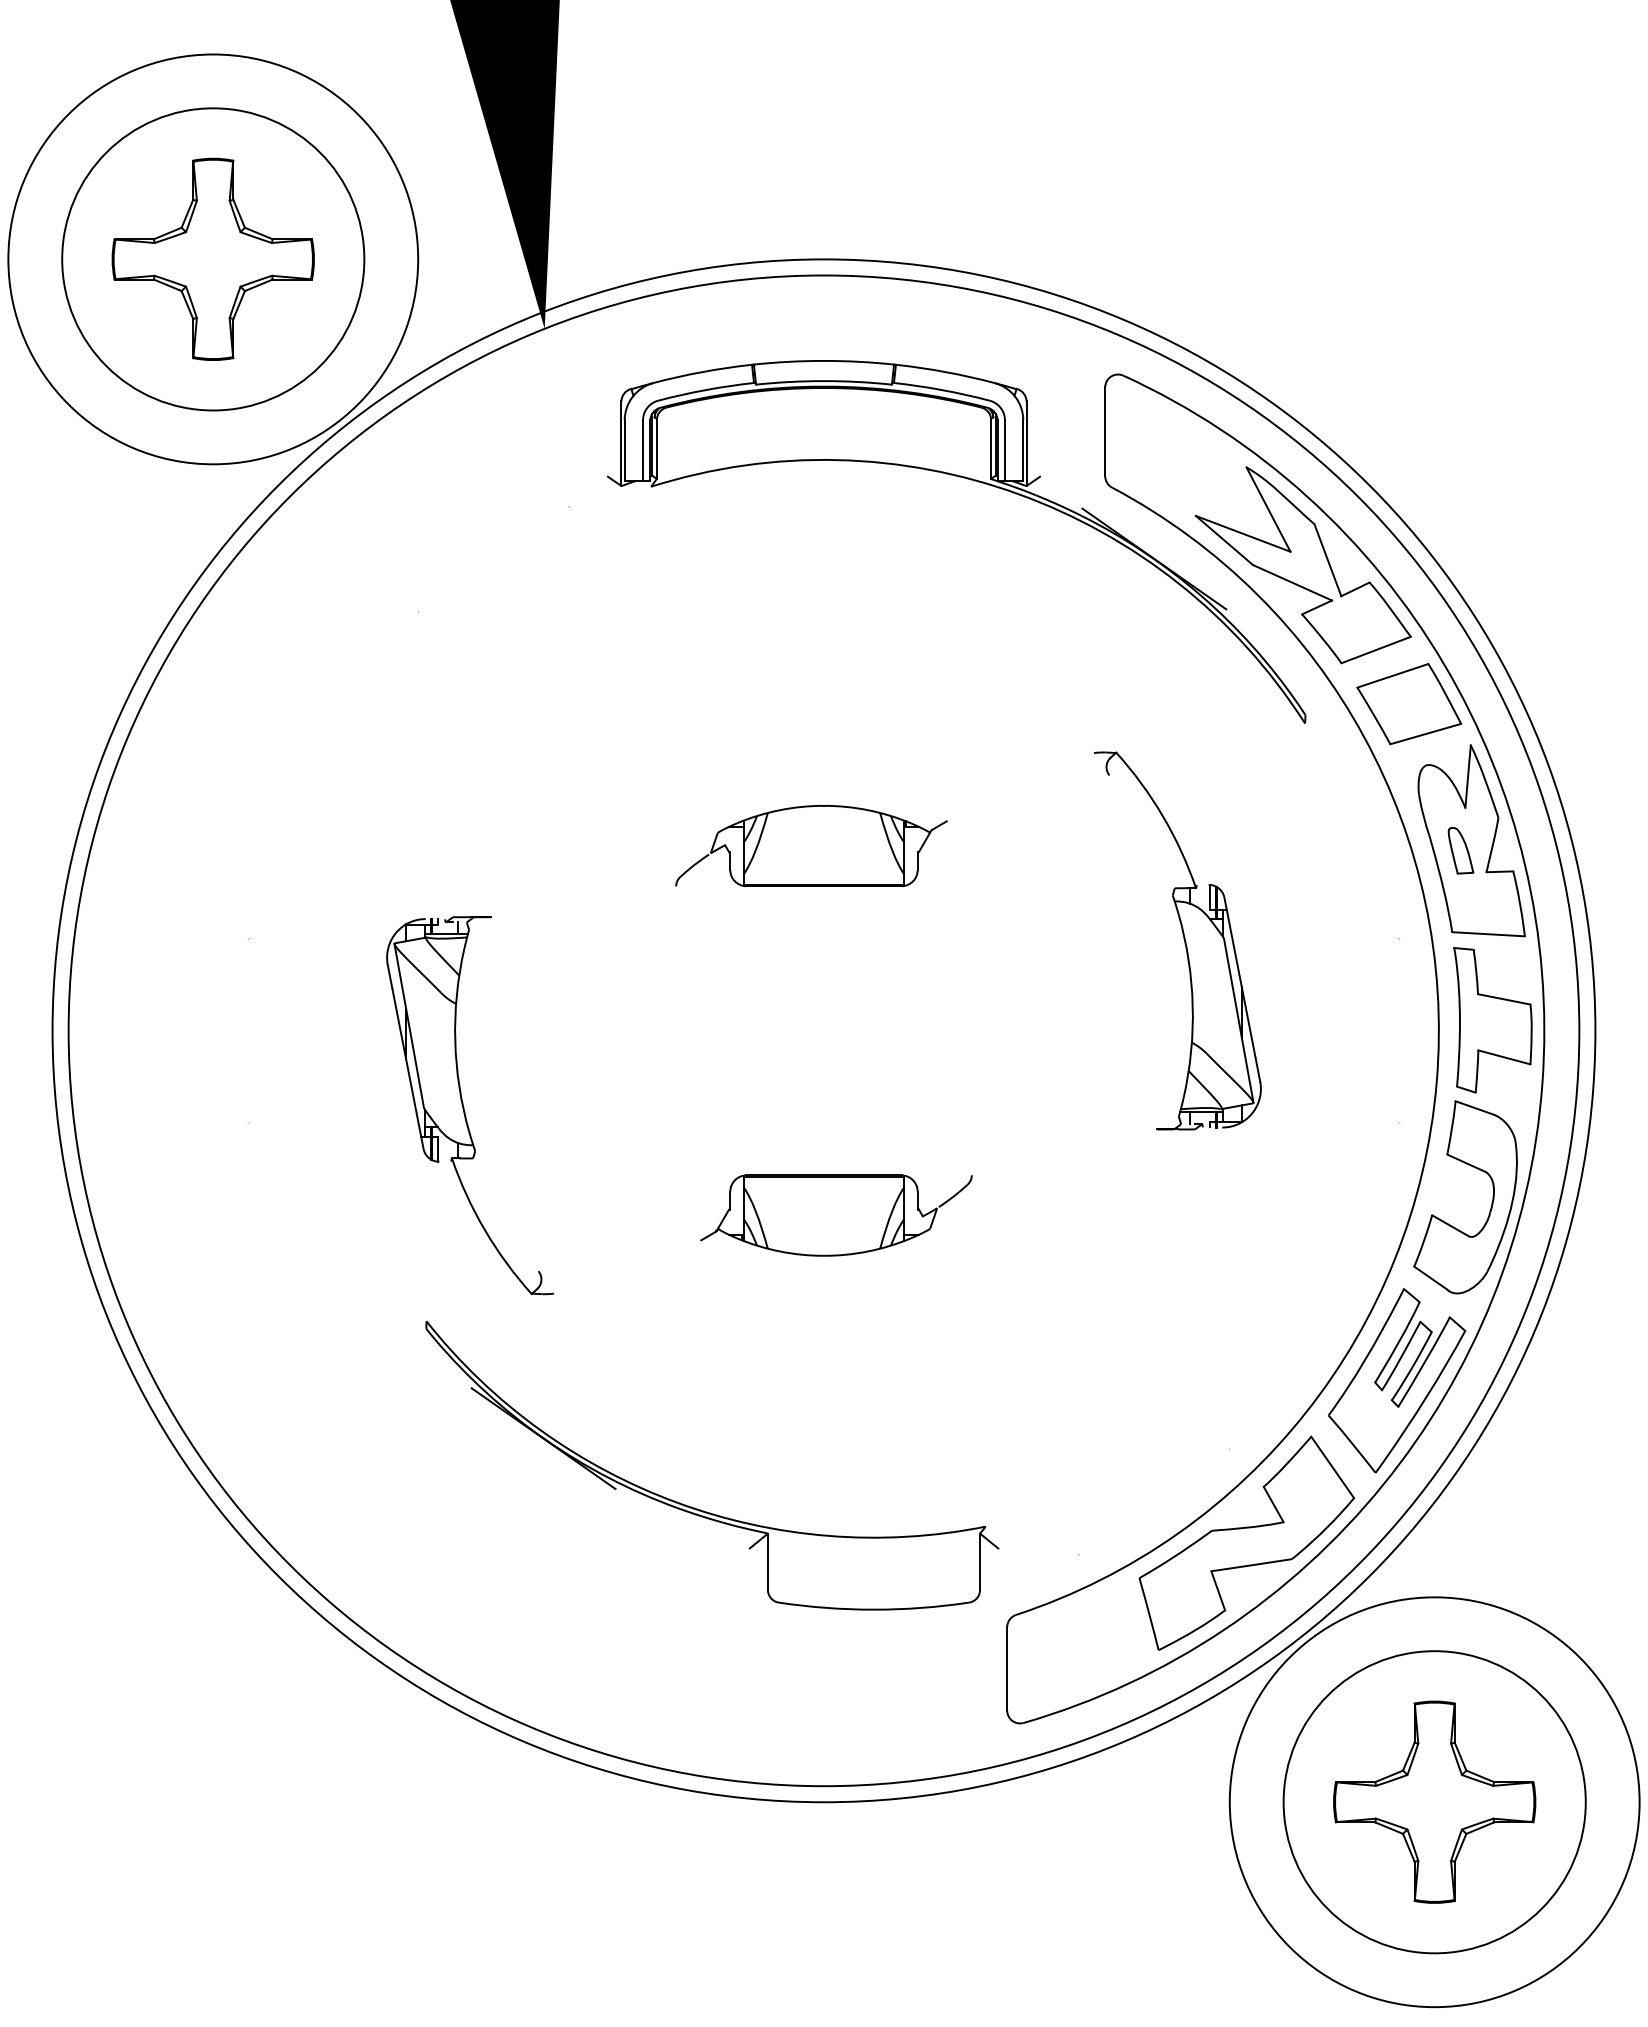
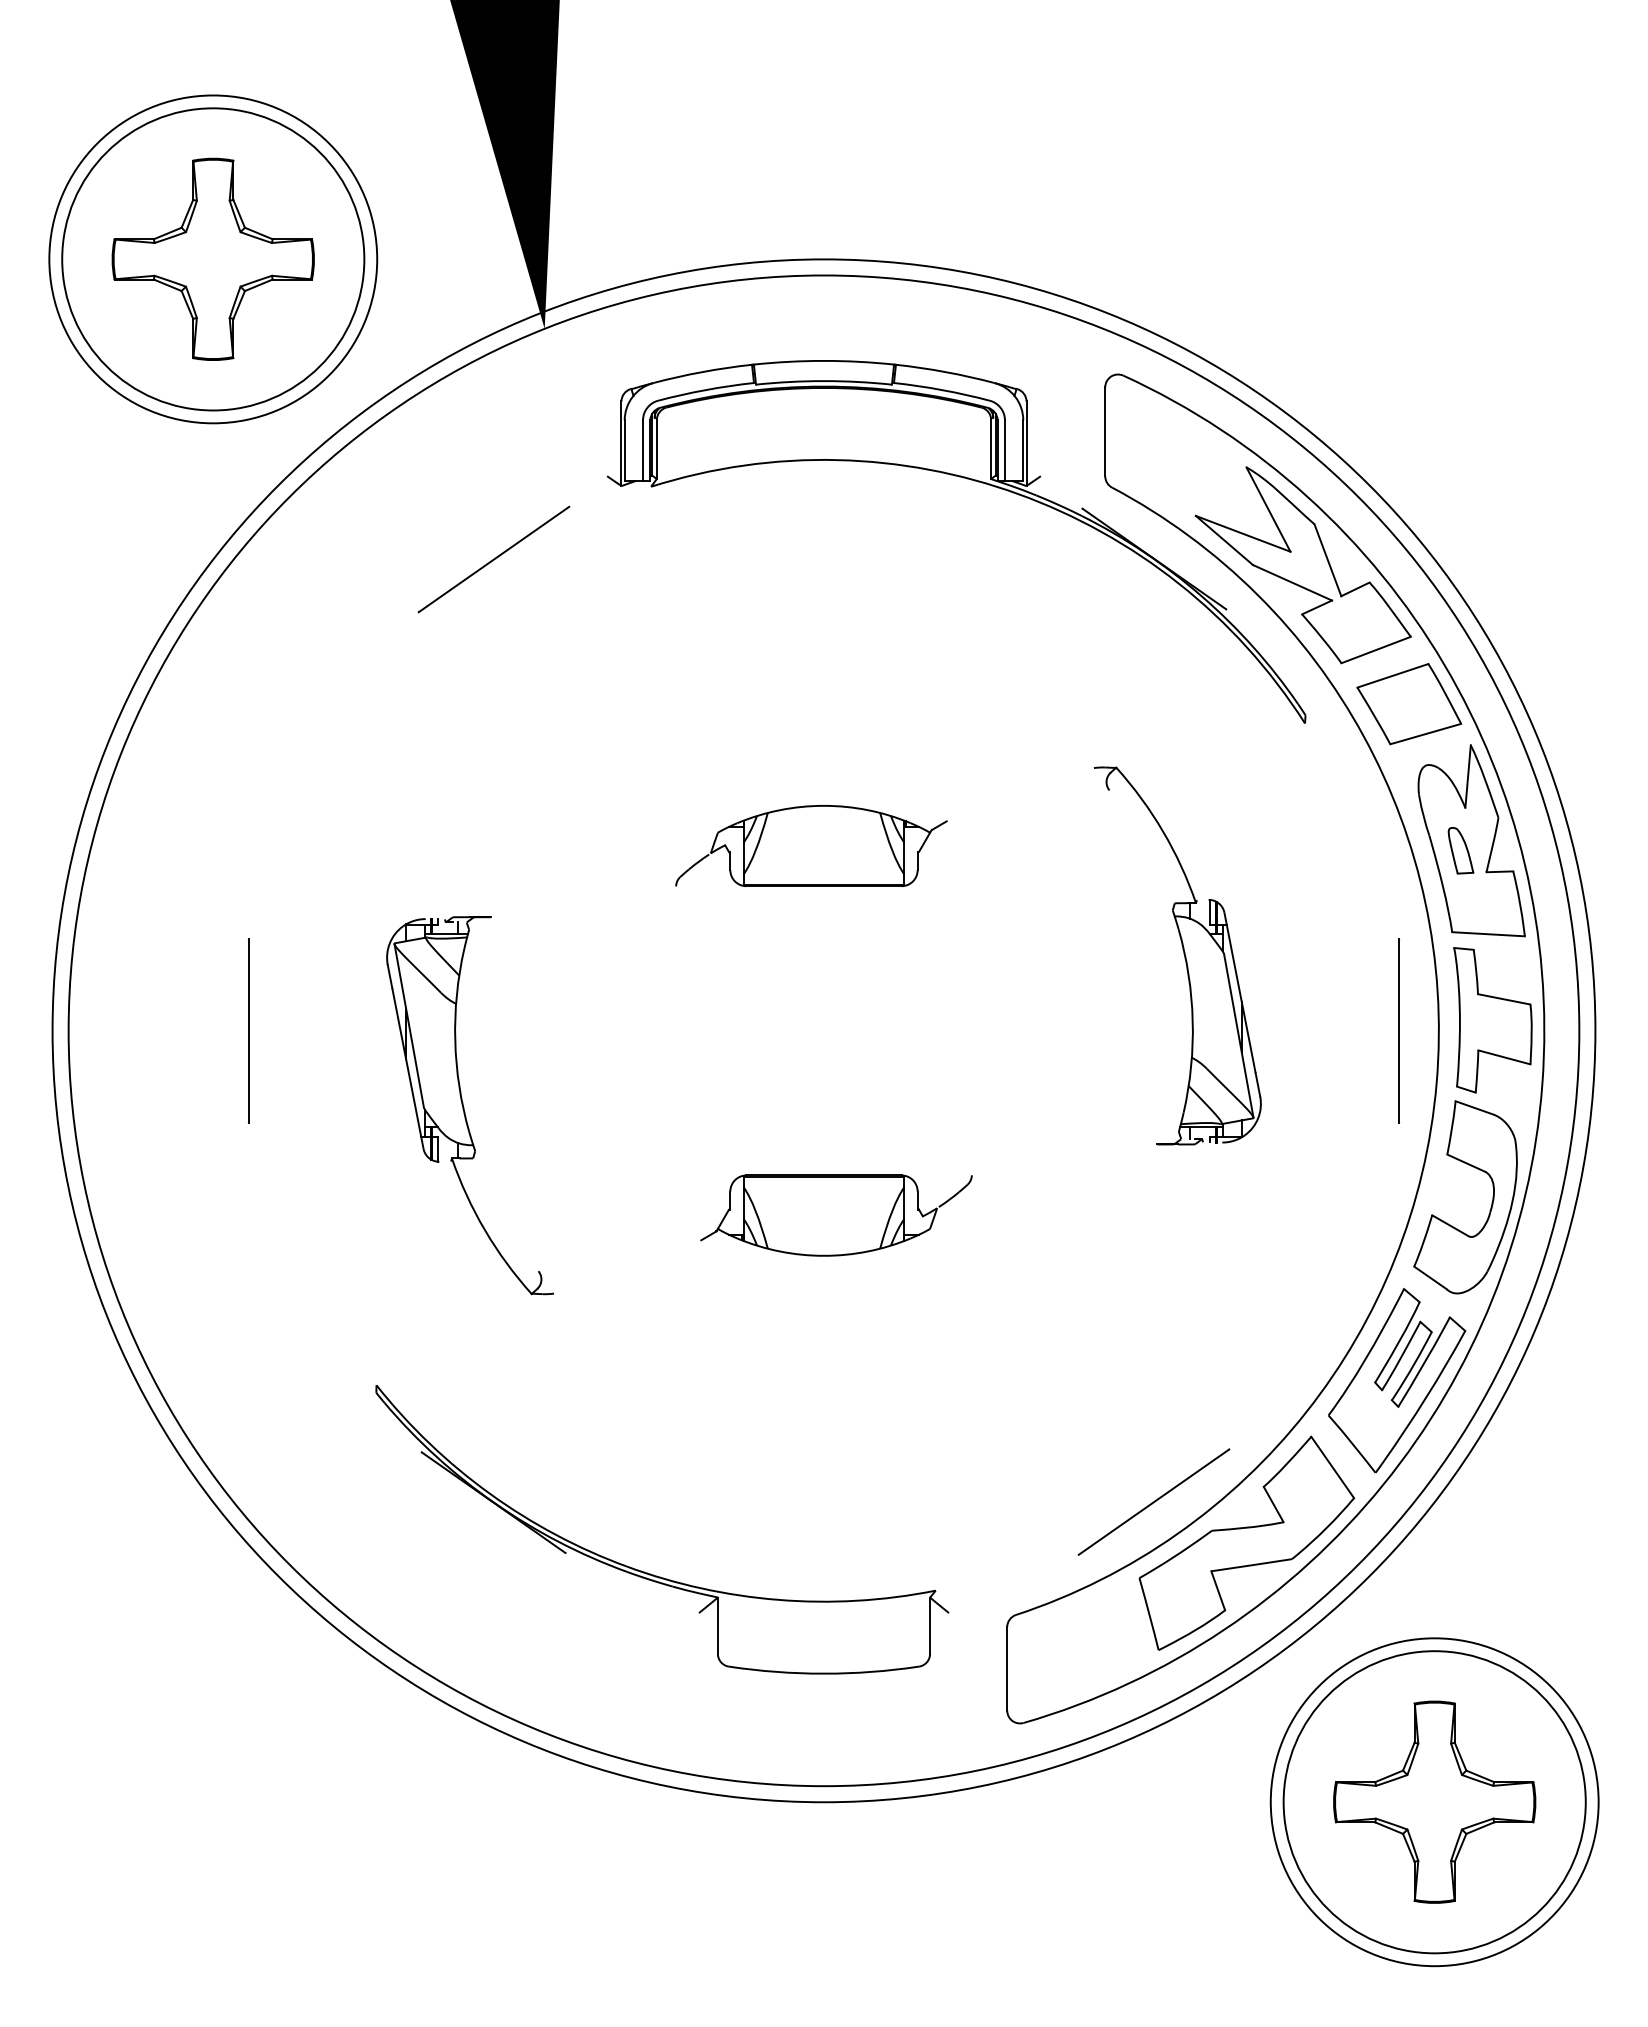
circle diameter: 410 px -> 328 px (213, 259)
line: none -> present (493, 559)
part position: (1183, 939) -> (1183, 954) (1183, 954)
line: none -> present (248, 1030)
line: none -> present (1399, 1030)
line: none -> present (1153, 1501)
part position: (697, 1508) -> (647, 1572) (647, 1572)
circle diameter: 410 px -> 328 px (1434, 1802)
